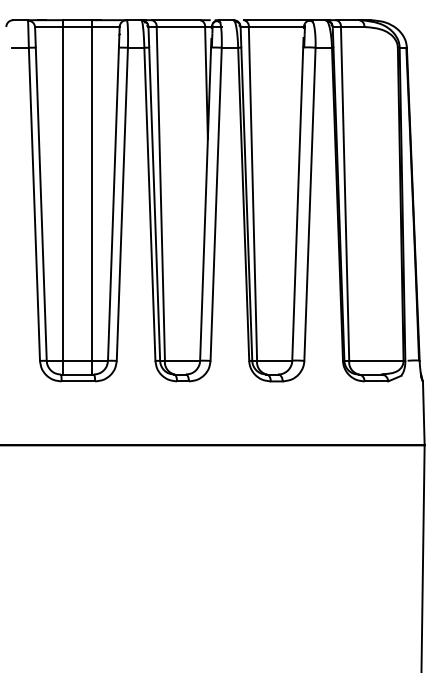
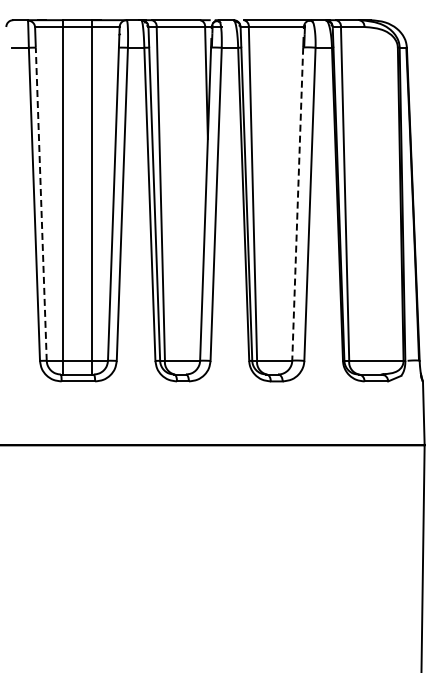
line: solid -> dashed (41, 204)
line: solid -> dashed (297, 204)
